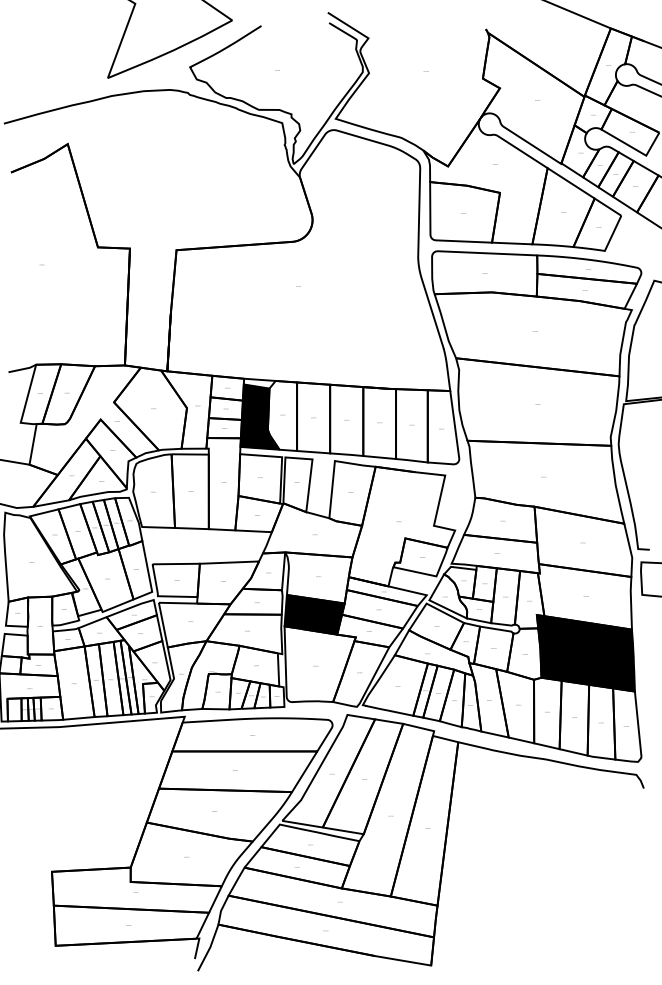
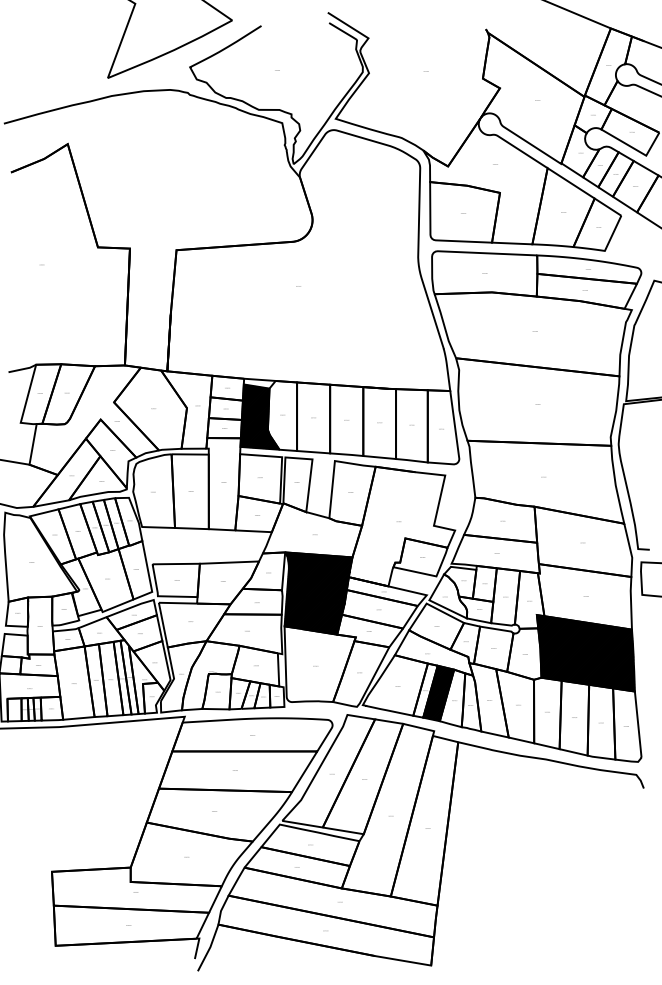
hatch: none -> present (318, 577)
hatch: none -> present (438, 692)
